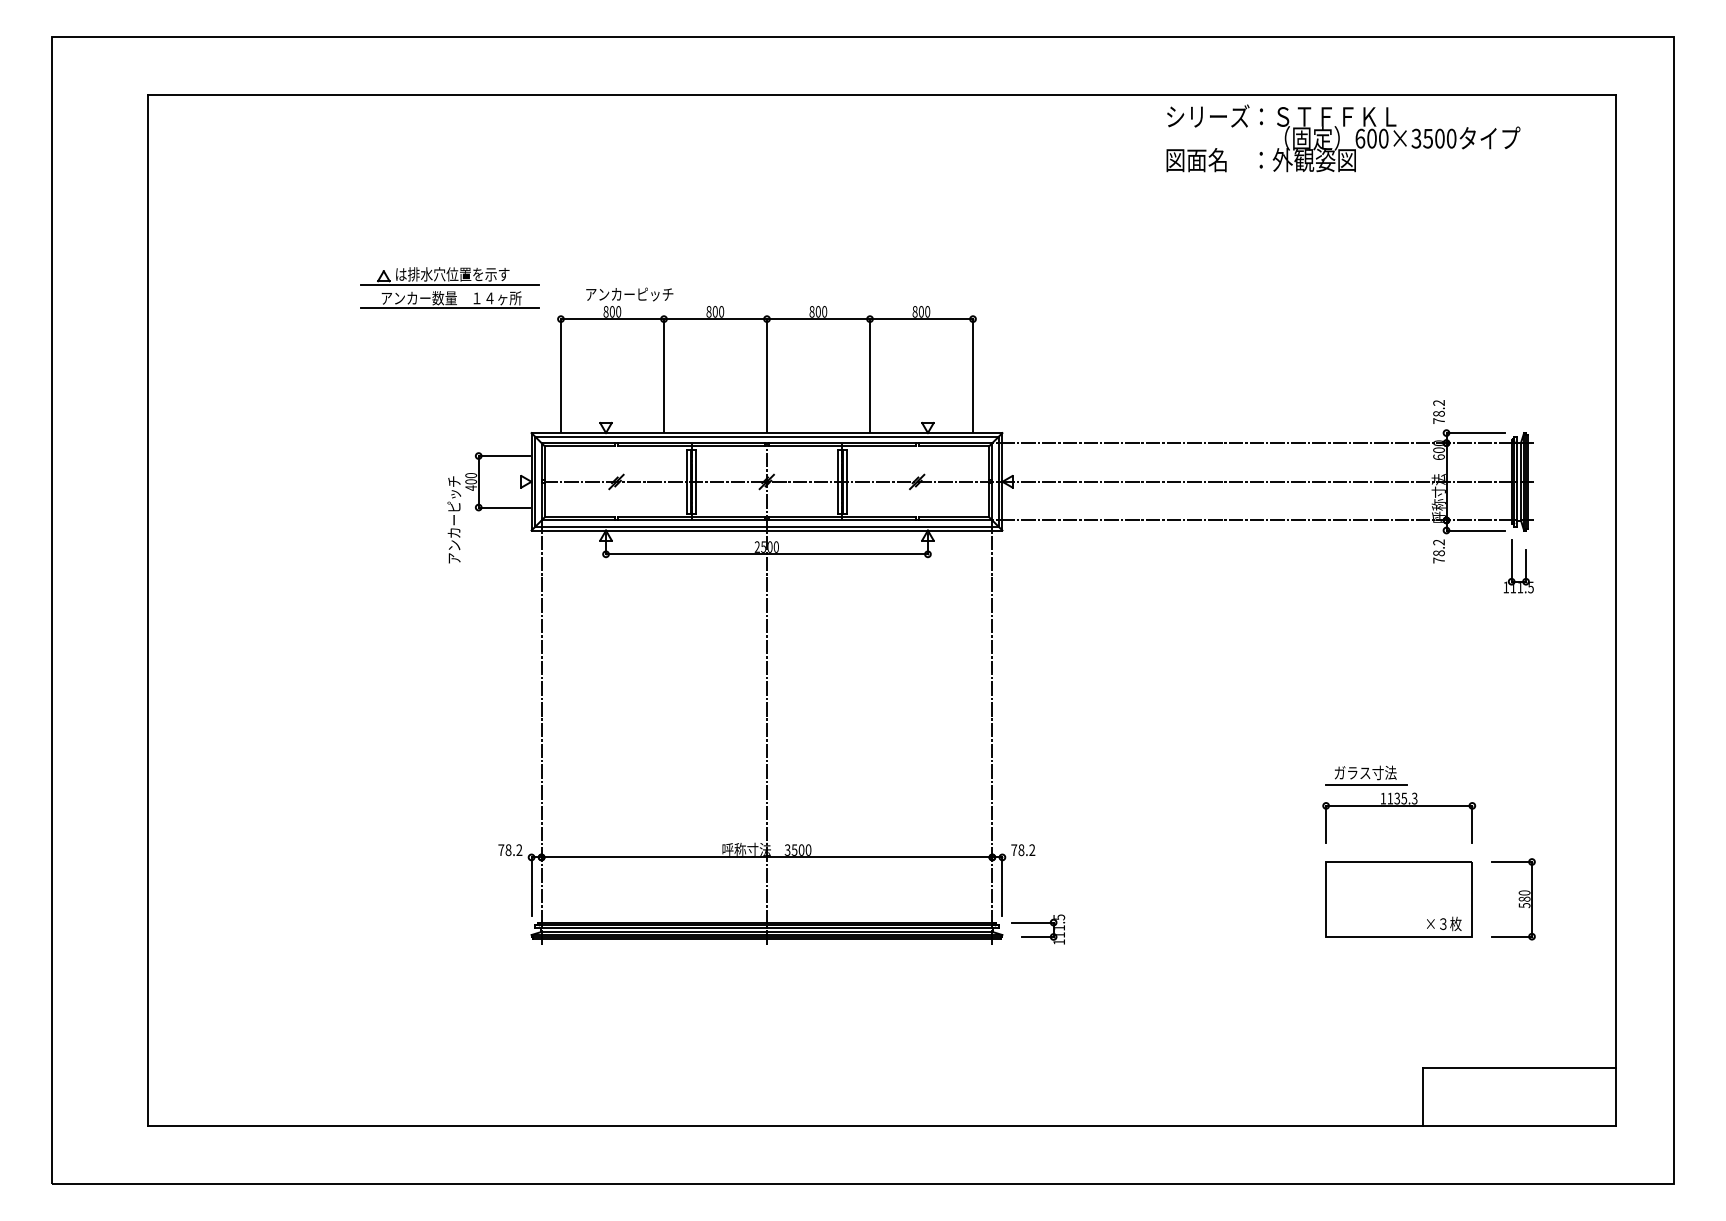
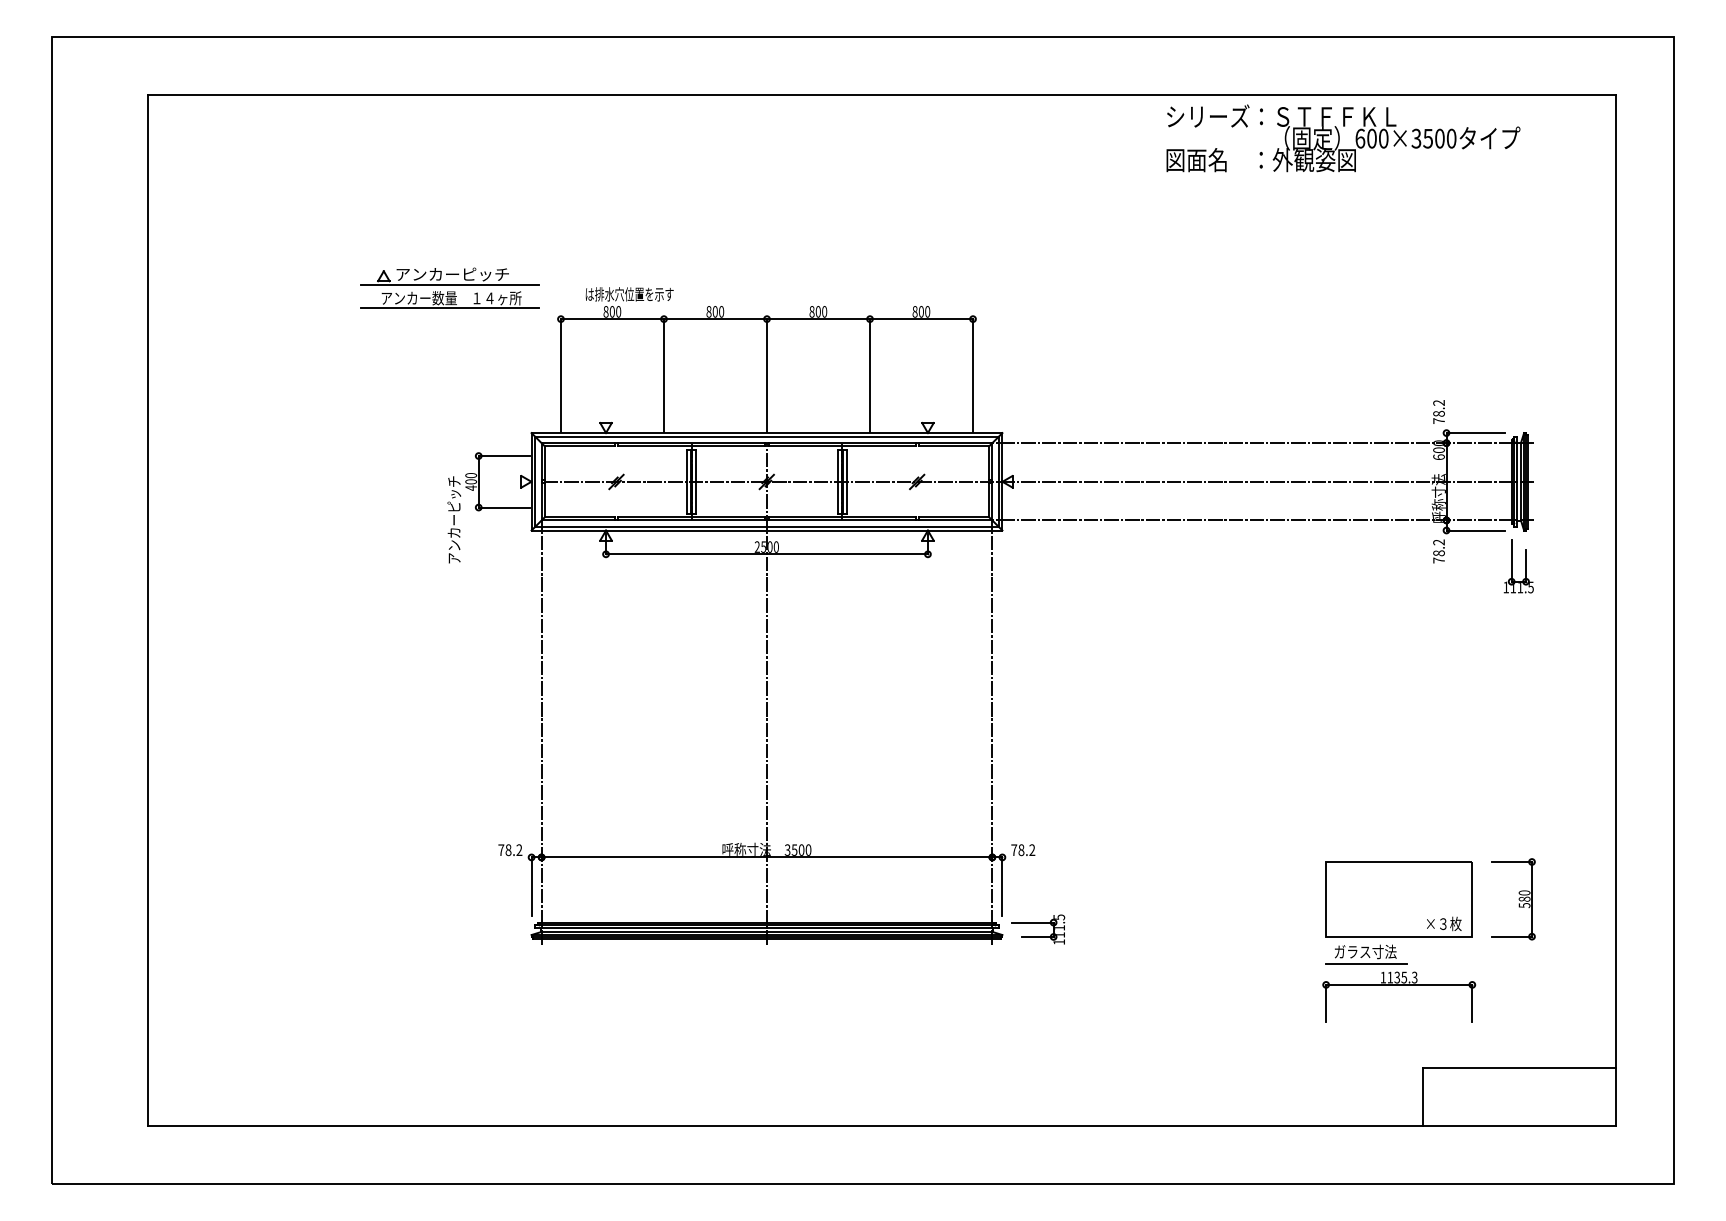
text: は排水穴位置を示す -> アンカーピッチ (452, 274)
text: アンカーピッチ -> は排水穴位置を示す (629, 294)
part position: (1399, 804) -> (1399, 983) (1399, 983)
